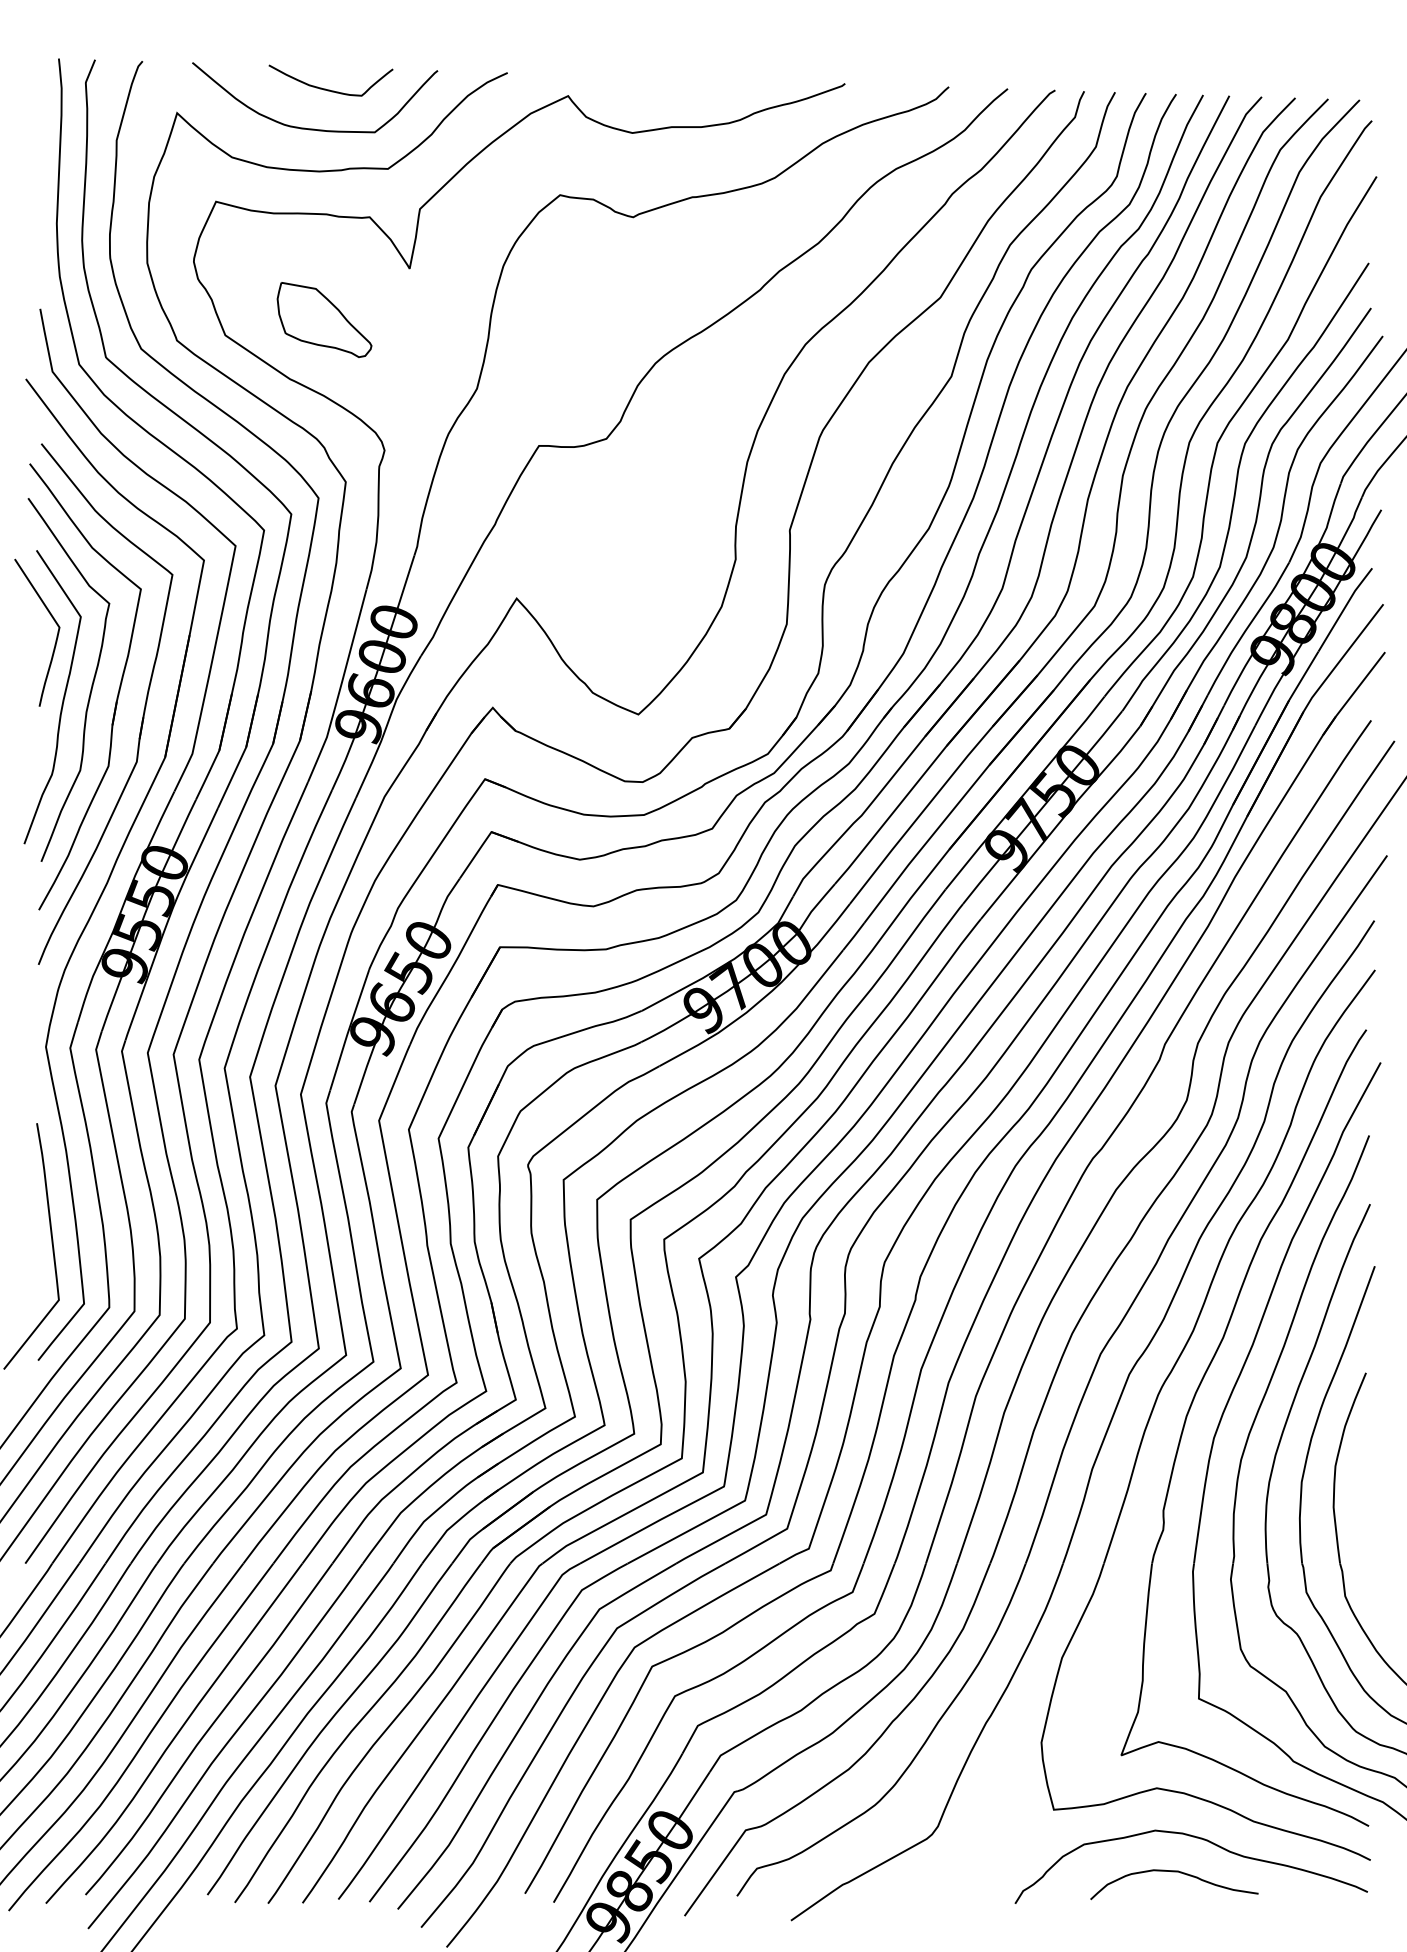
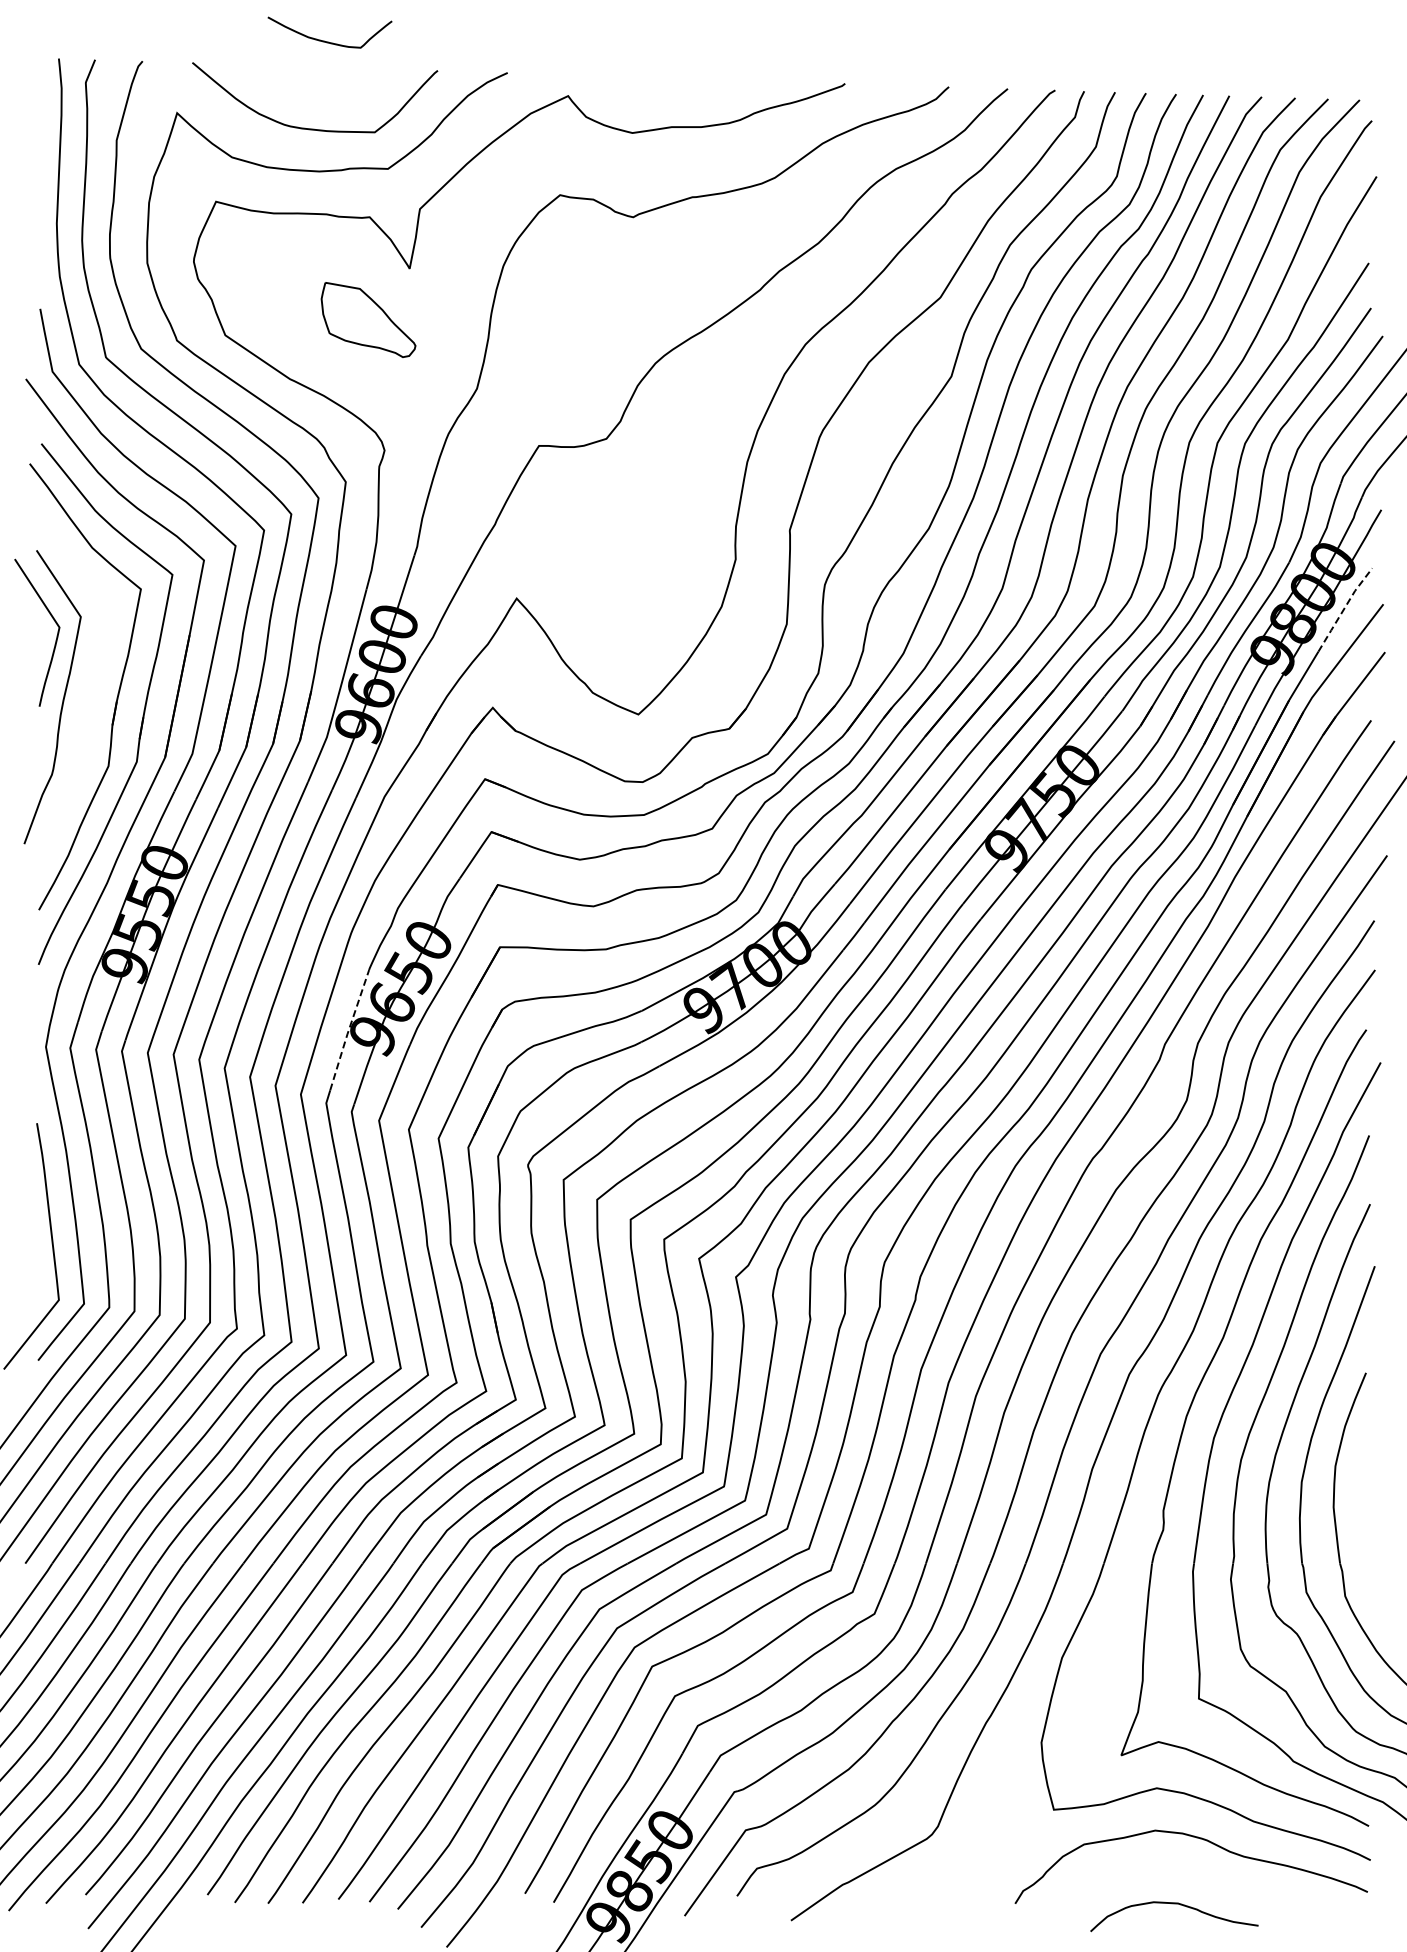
curve position: (329, 89) -> (328, 41) (328, 41)
part position: (324, 319) -> (368, 319) (368, 319)
line: solid -> dashed (1344, 608)
curve: present -> none (91, 684)
line: solid -> dashed (348, 1031)
curve position: (1174, 1872) -> (1174, 1904) (1174, 1904)
